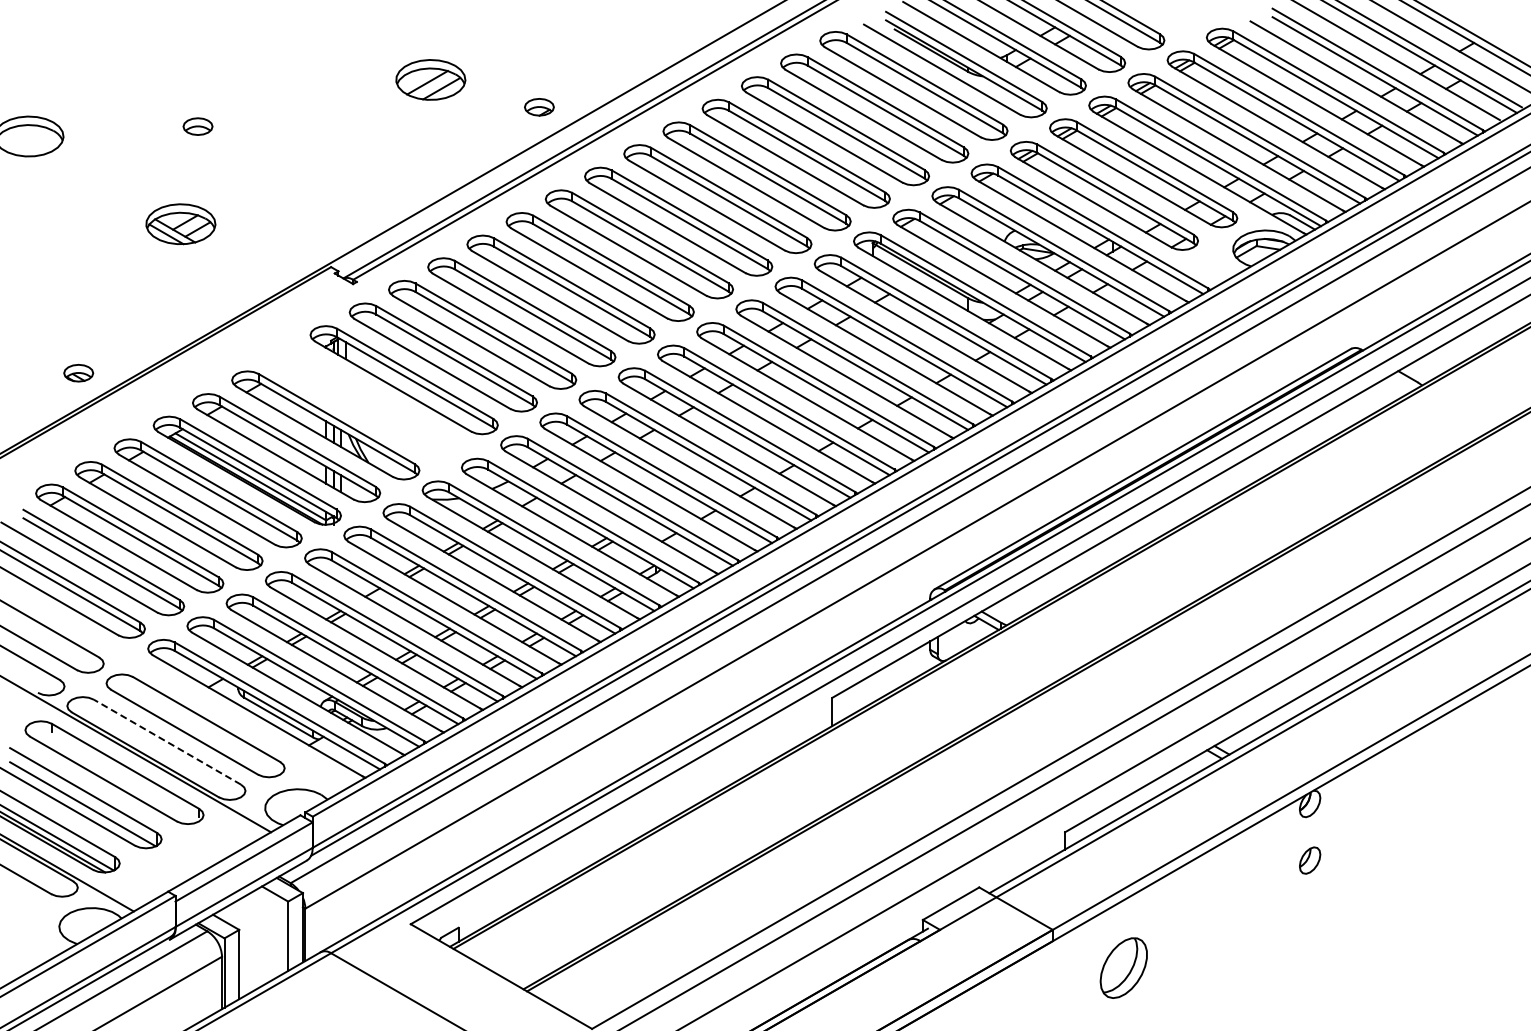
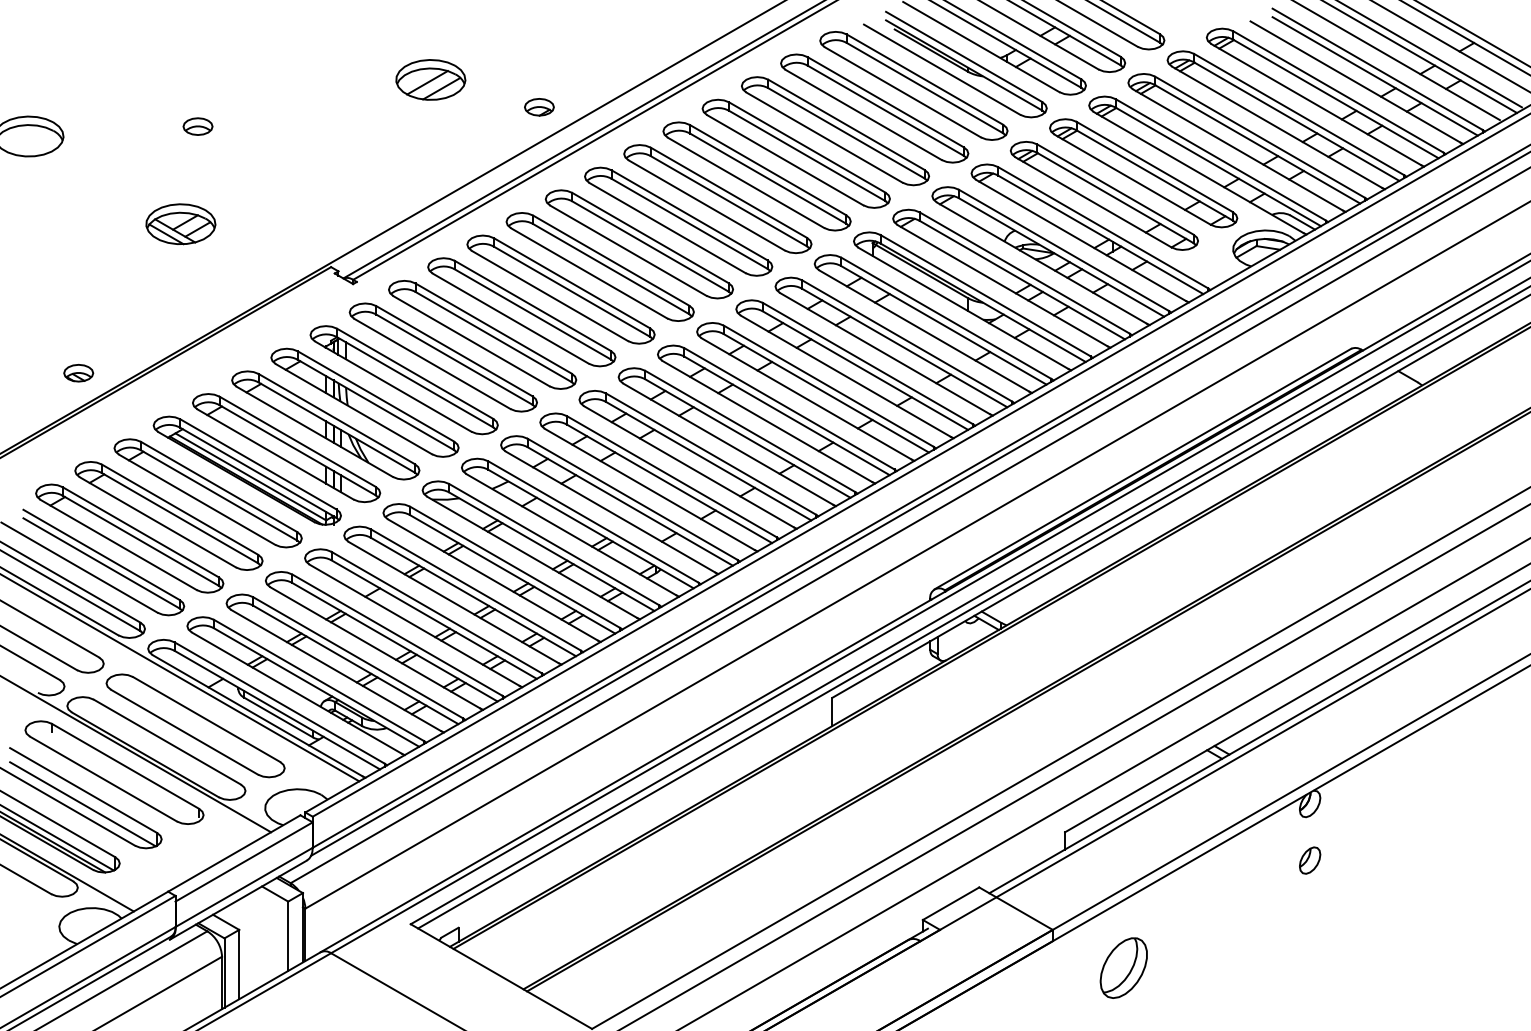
part: none -> present (364, 402)
line: none -> present (972, 607)
line: none -> present (180, 678)
line: dashed -> solid (167, 742)
